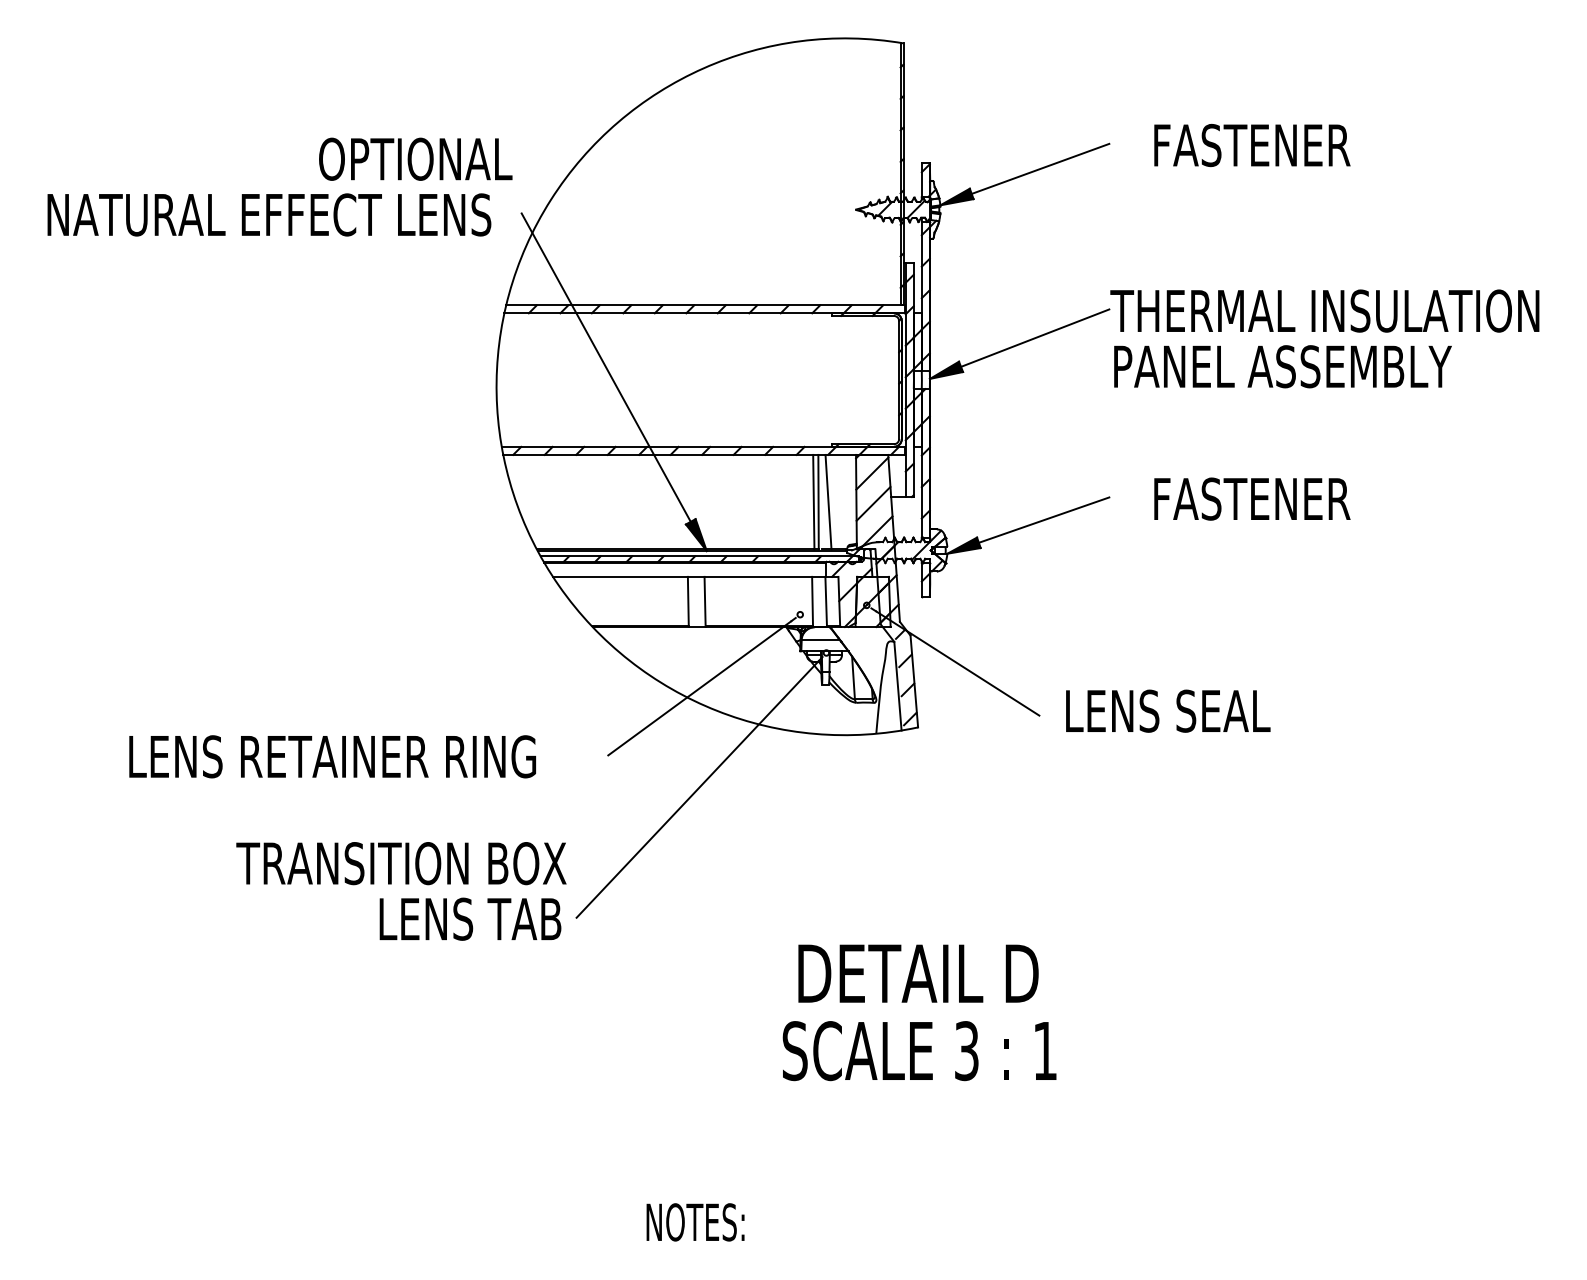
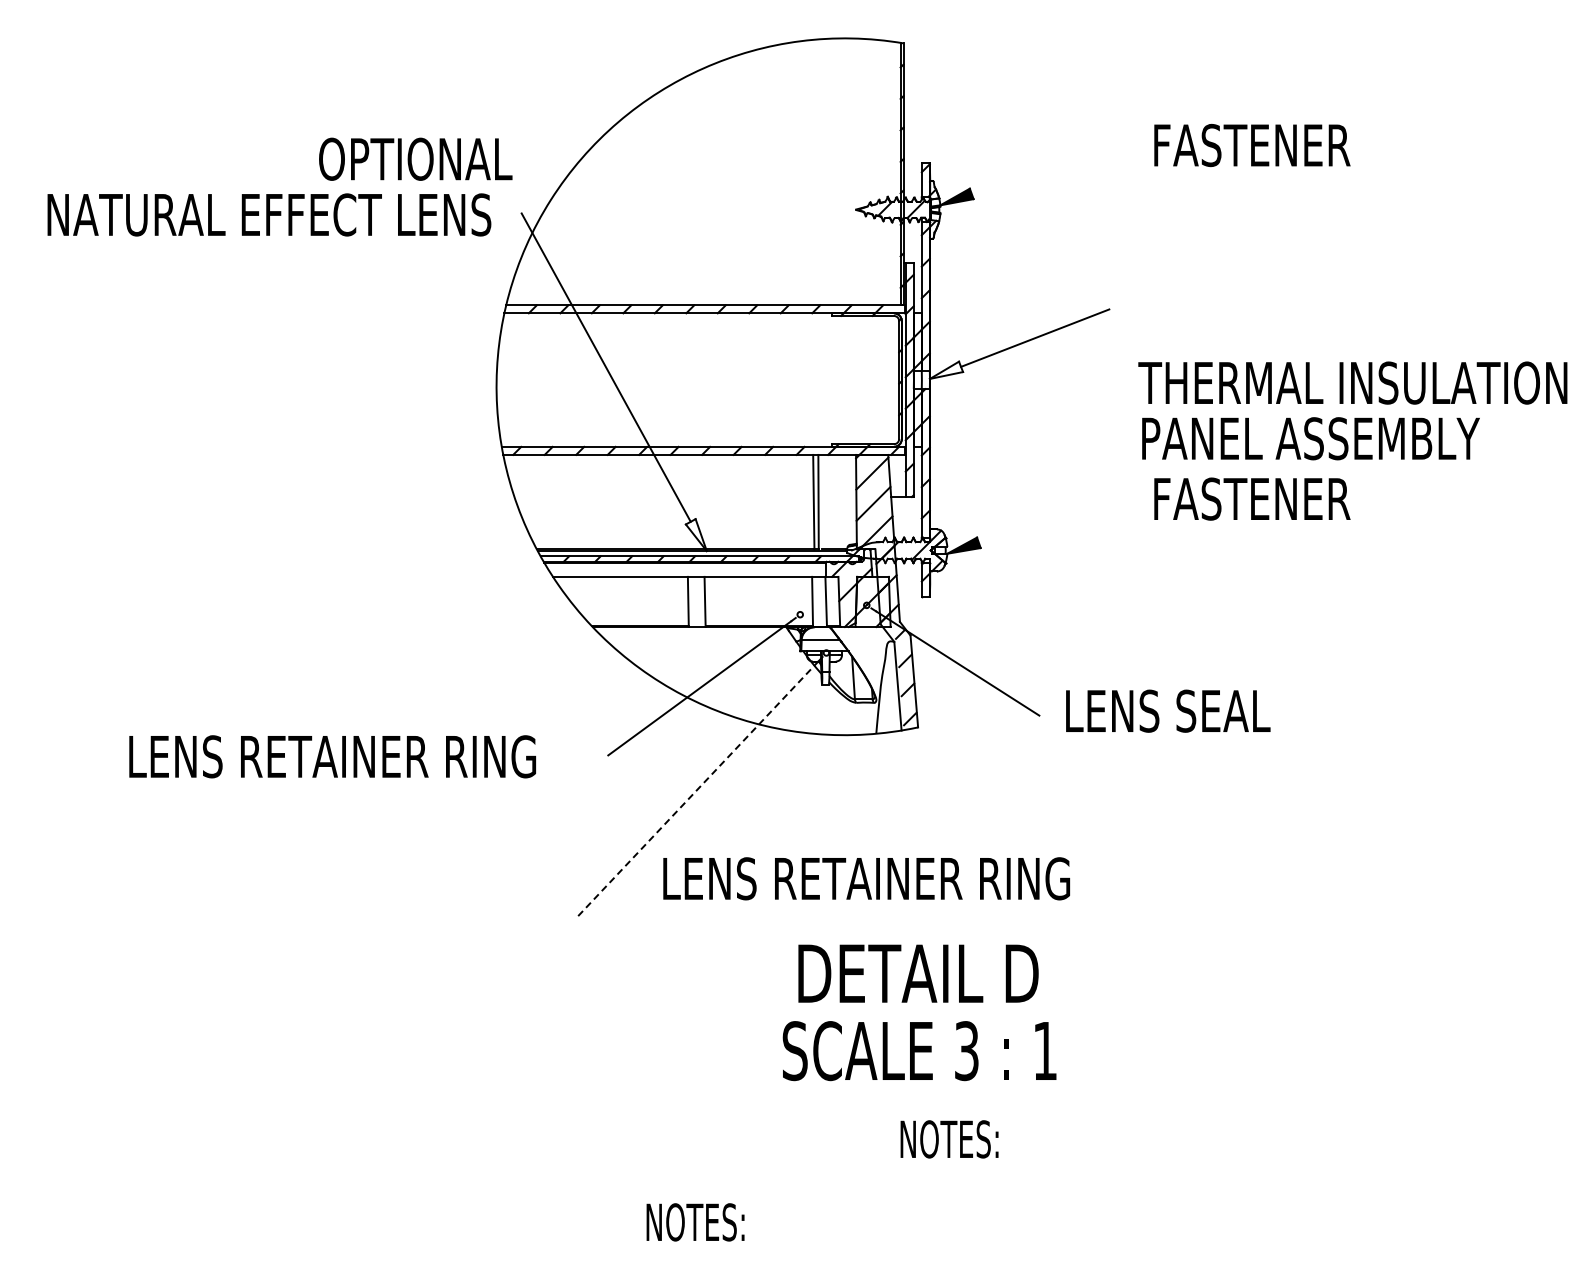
line: present -> none (1040, 168)
part position: (1324, 331) -> (1352, 403) (1352, 403)
fill: present -> none (946, 369)
line: present -> none (828, 501)
line: present -> none (1043, 519)
fill: present -> none (695, 535)
line: solid -> dashed (697, 789)
part: none -> present (866, 878)
part: present -> none (401, 898)
part: none -> present (949, 1139)
